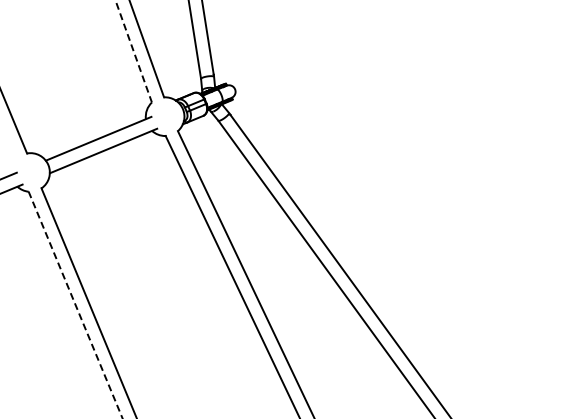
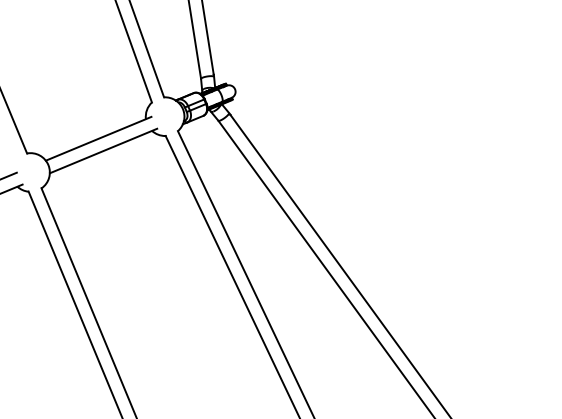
line: dashed -> solid (133, 51)
line: dashed -> solid (75, 305)
